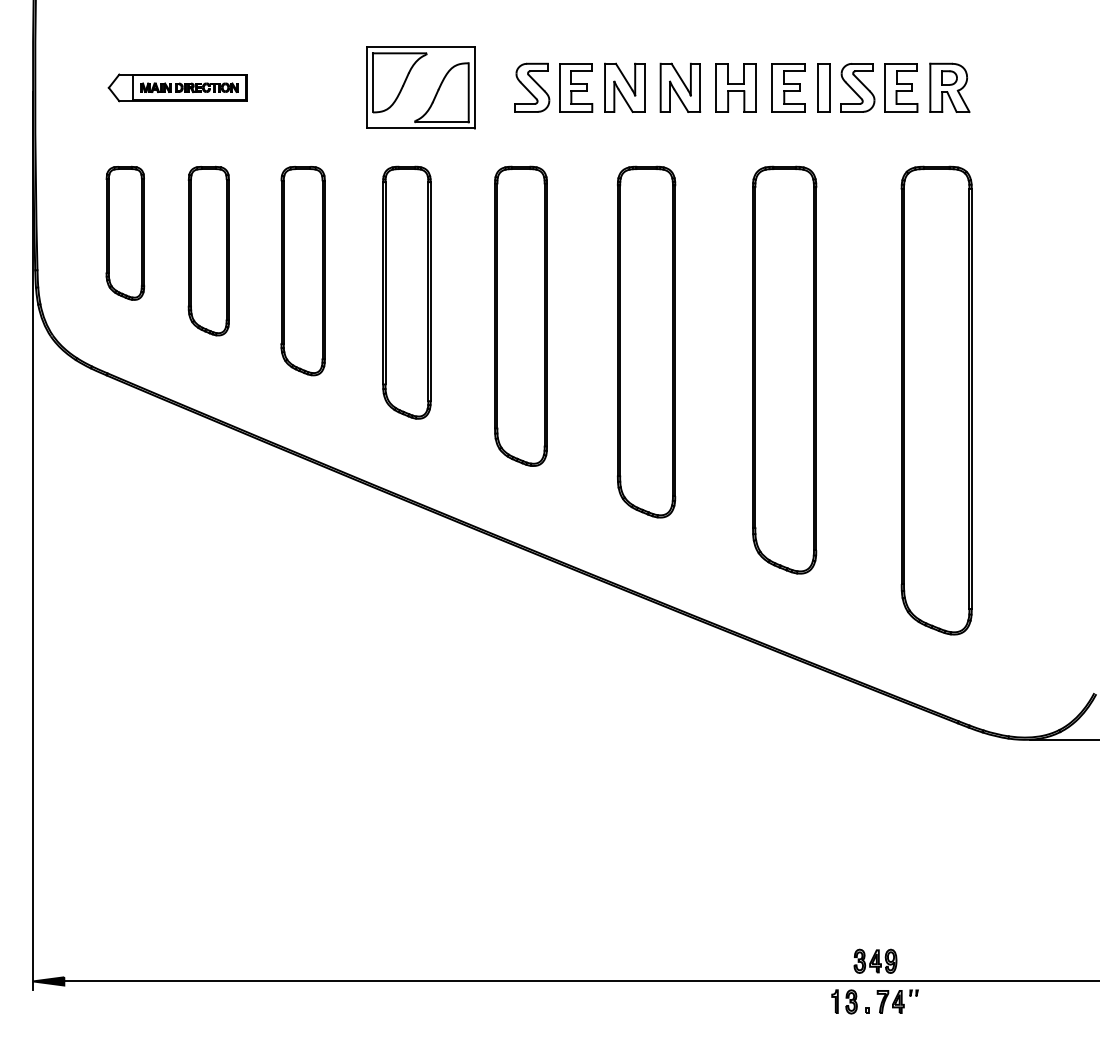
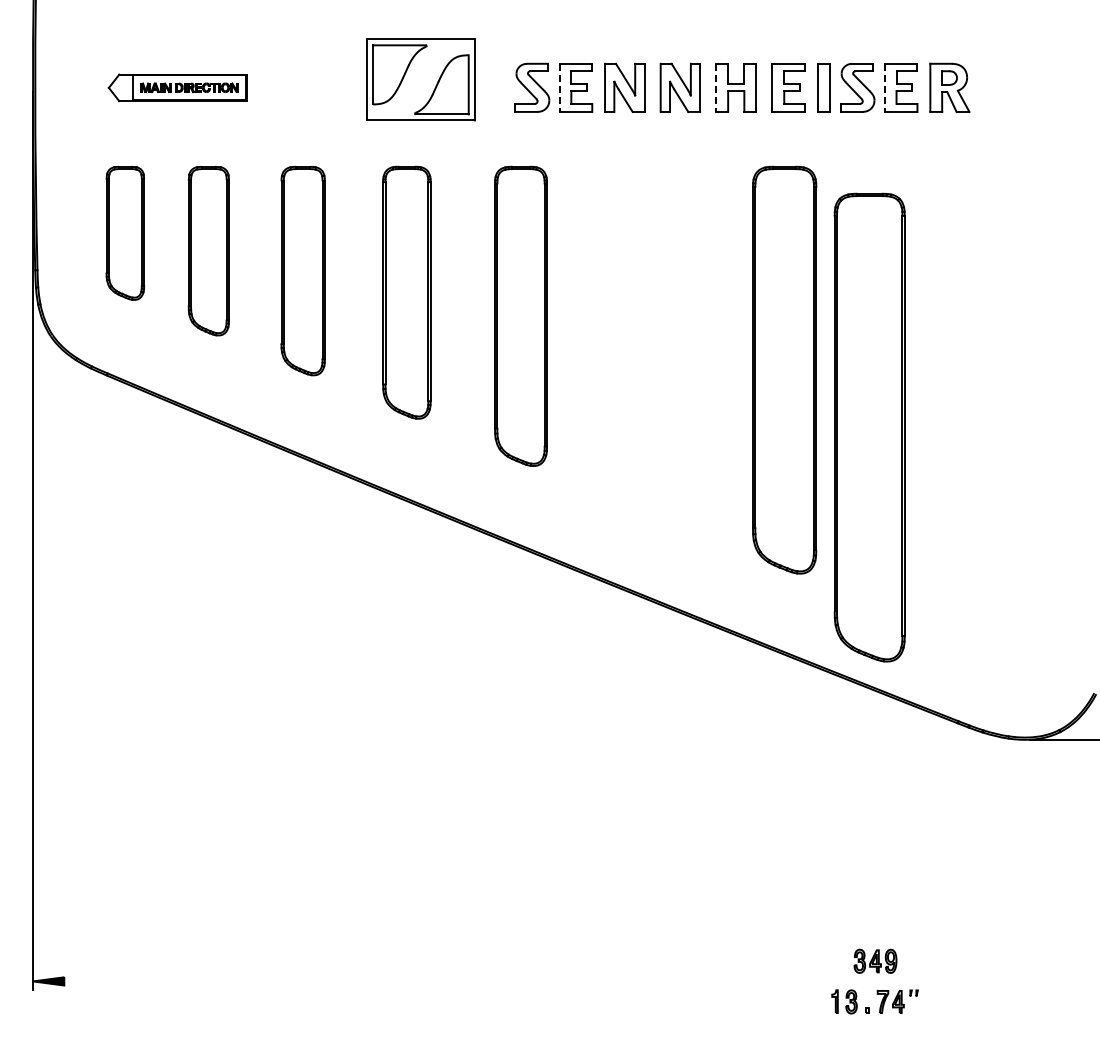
part position: (420, 87) -> (420, 79) (420, 79)
line: solid -> dashed (559, 88)
line: solid -> dashed (716, 88)
line: solid -> dashed (884, 88)
part: present -> none (646, 341)
part position: (936, 400) -> (869, 427) (869, 427)
line: present -> none (580, 981)
